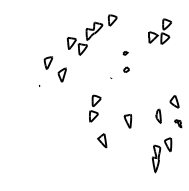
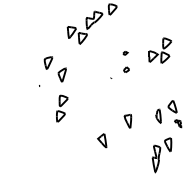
part position: (159, 31) -> (159, 50) (159, 50)
part position: (91, 34) -> (91, 23) (91, 23)
part position: (174, 101) -> (172, 106) (172, 106)
part position: (95, 108) -> (62, 108) (62, 108)
